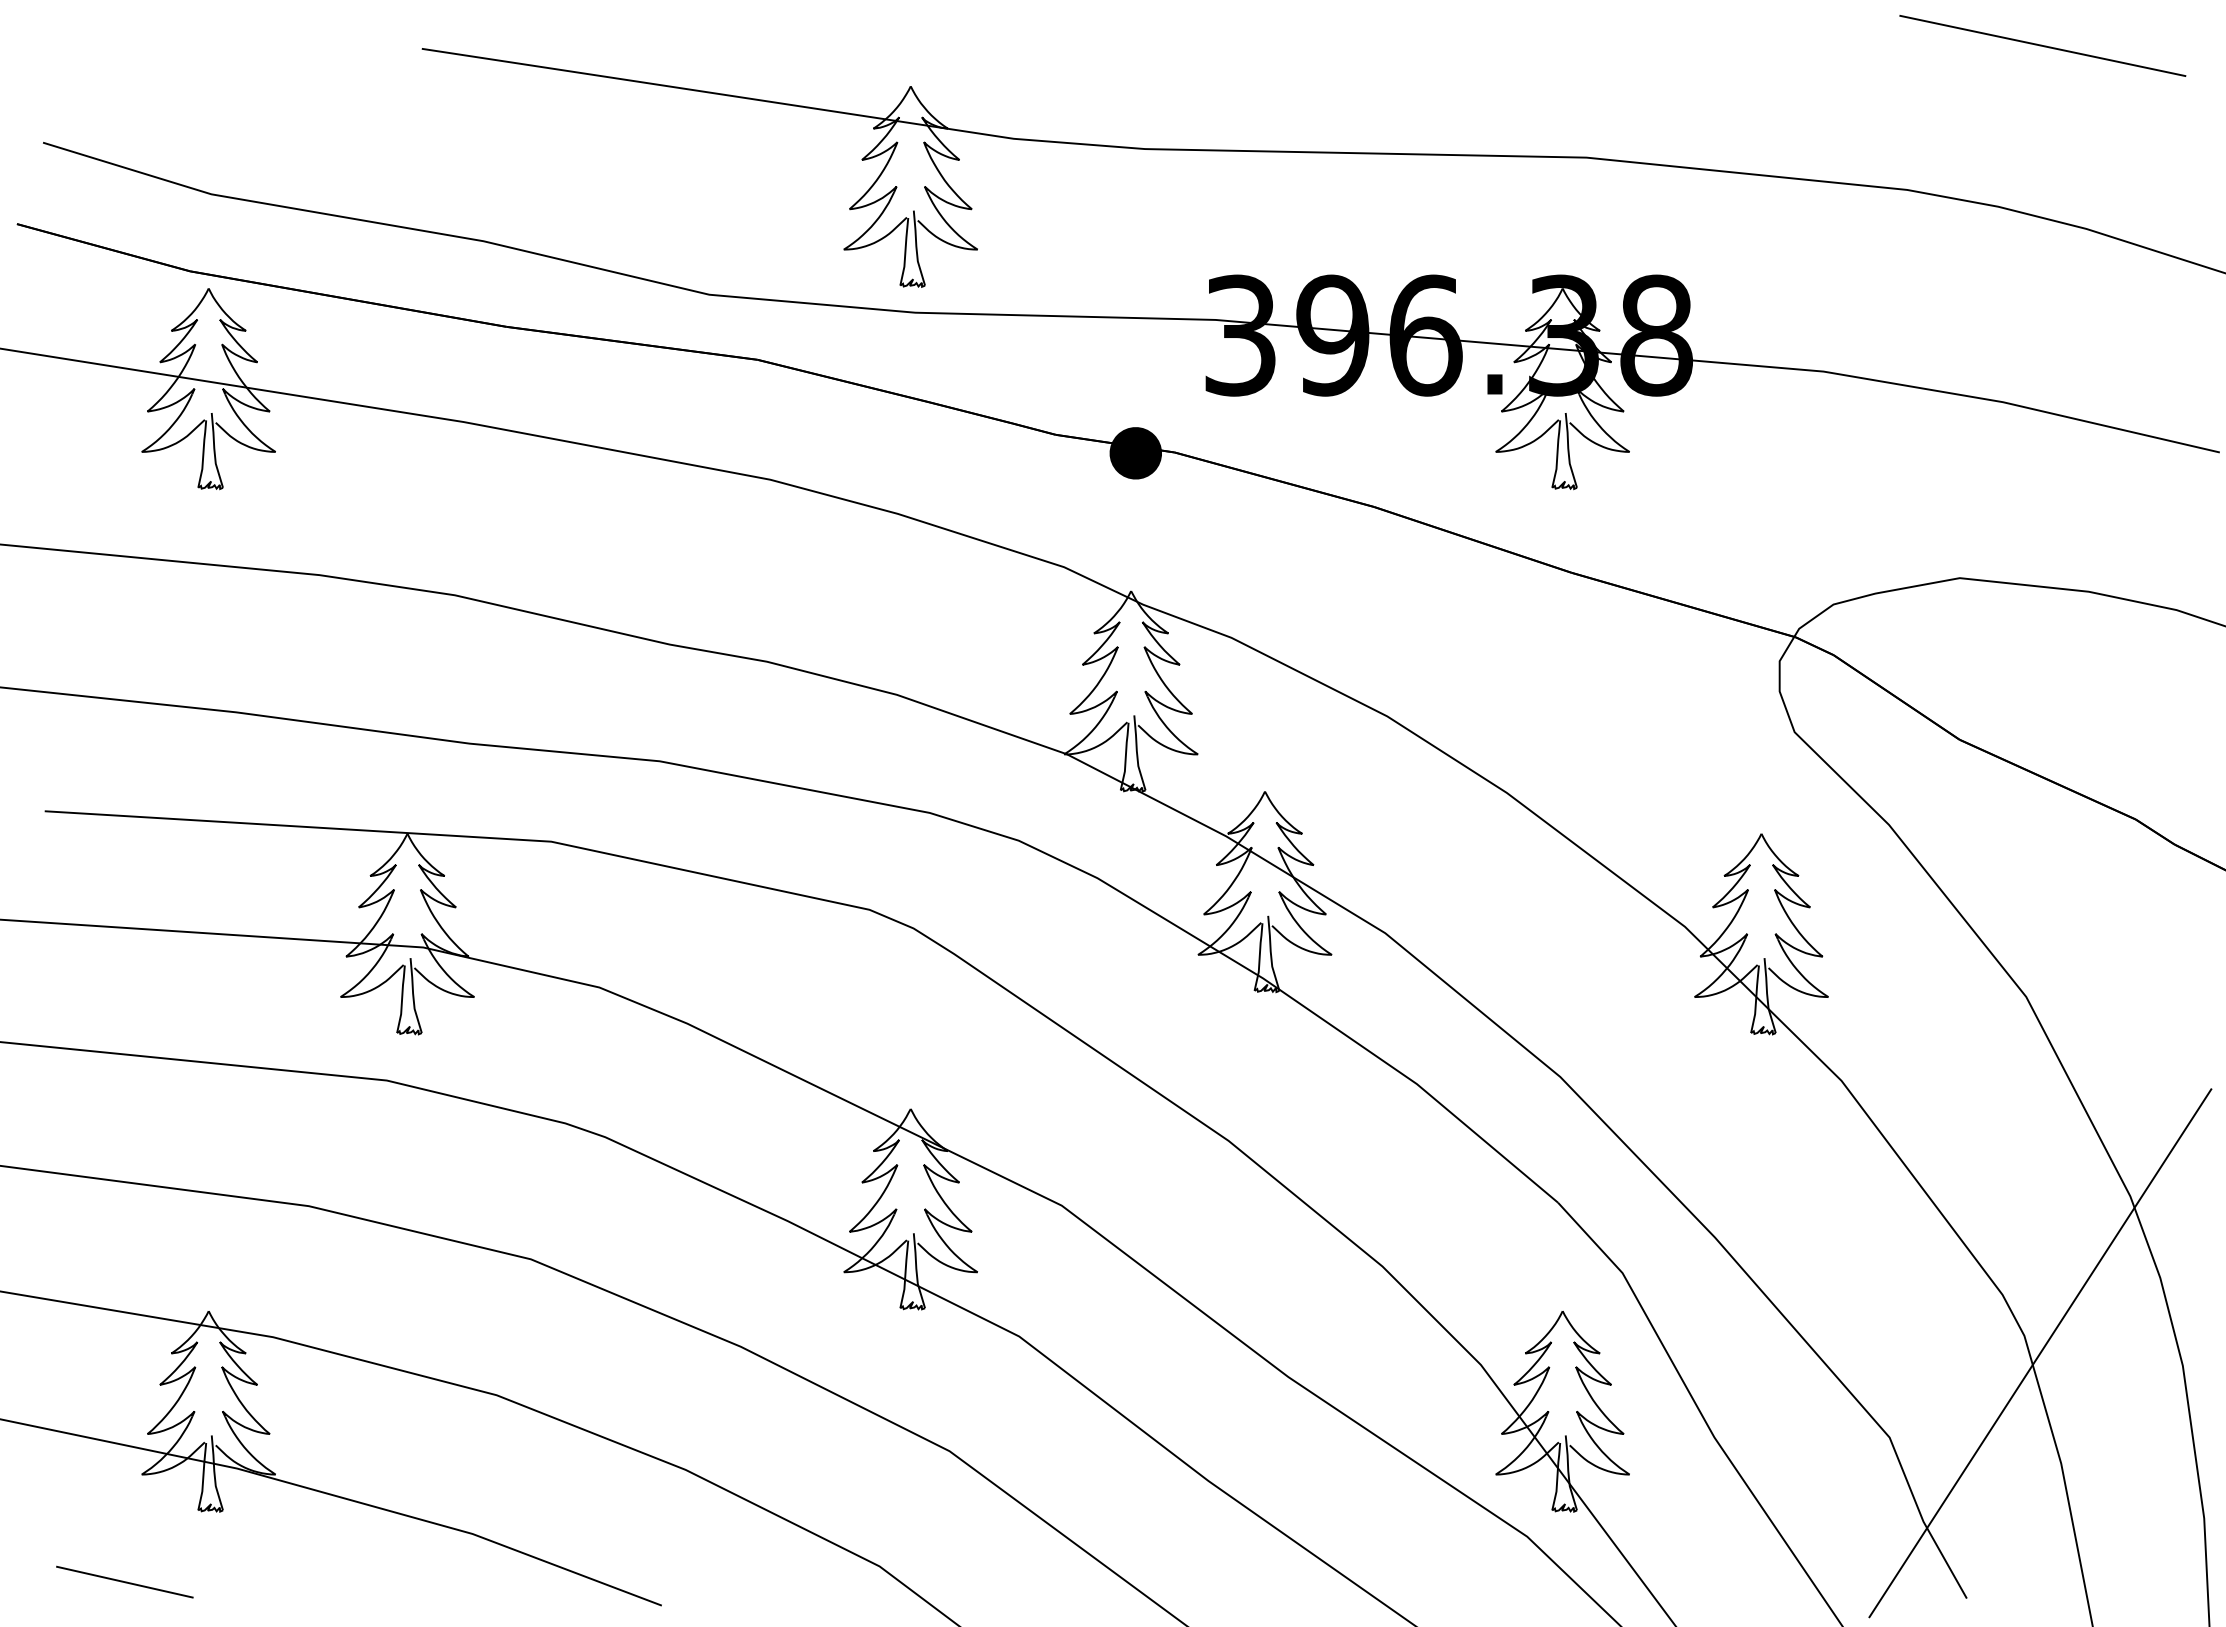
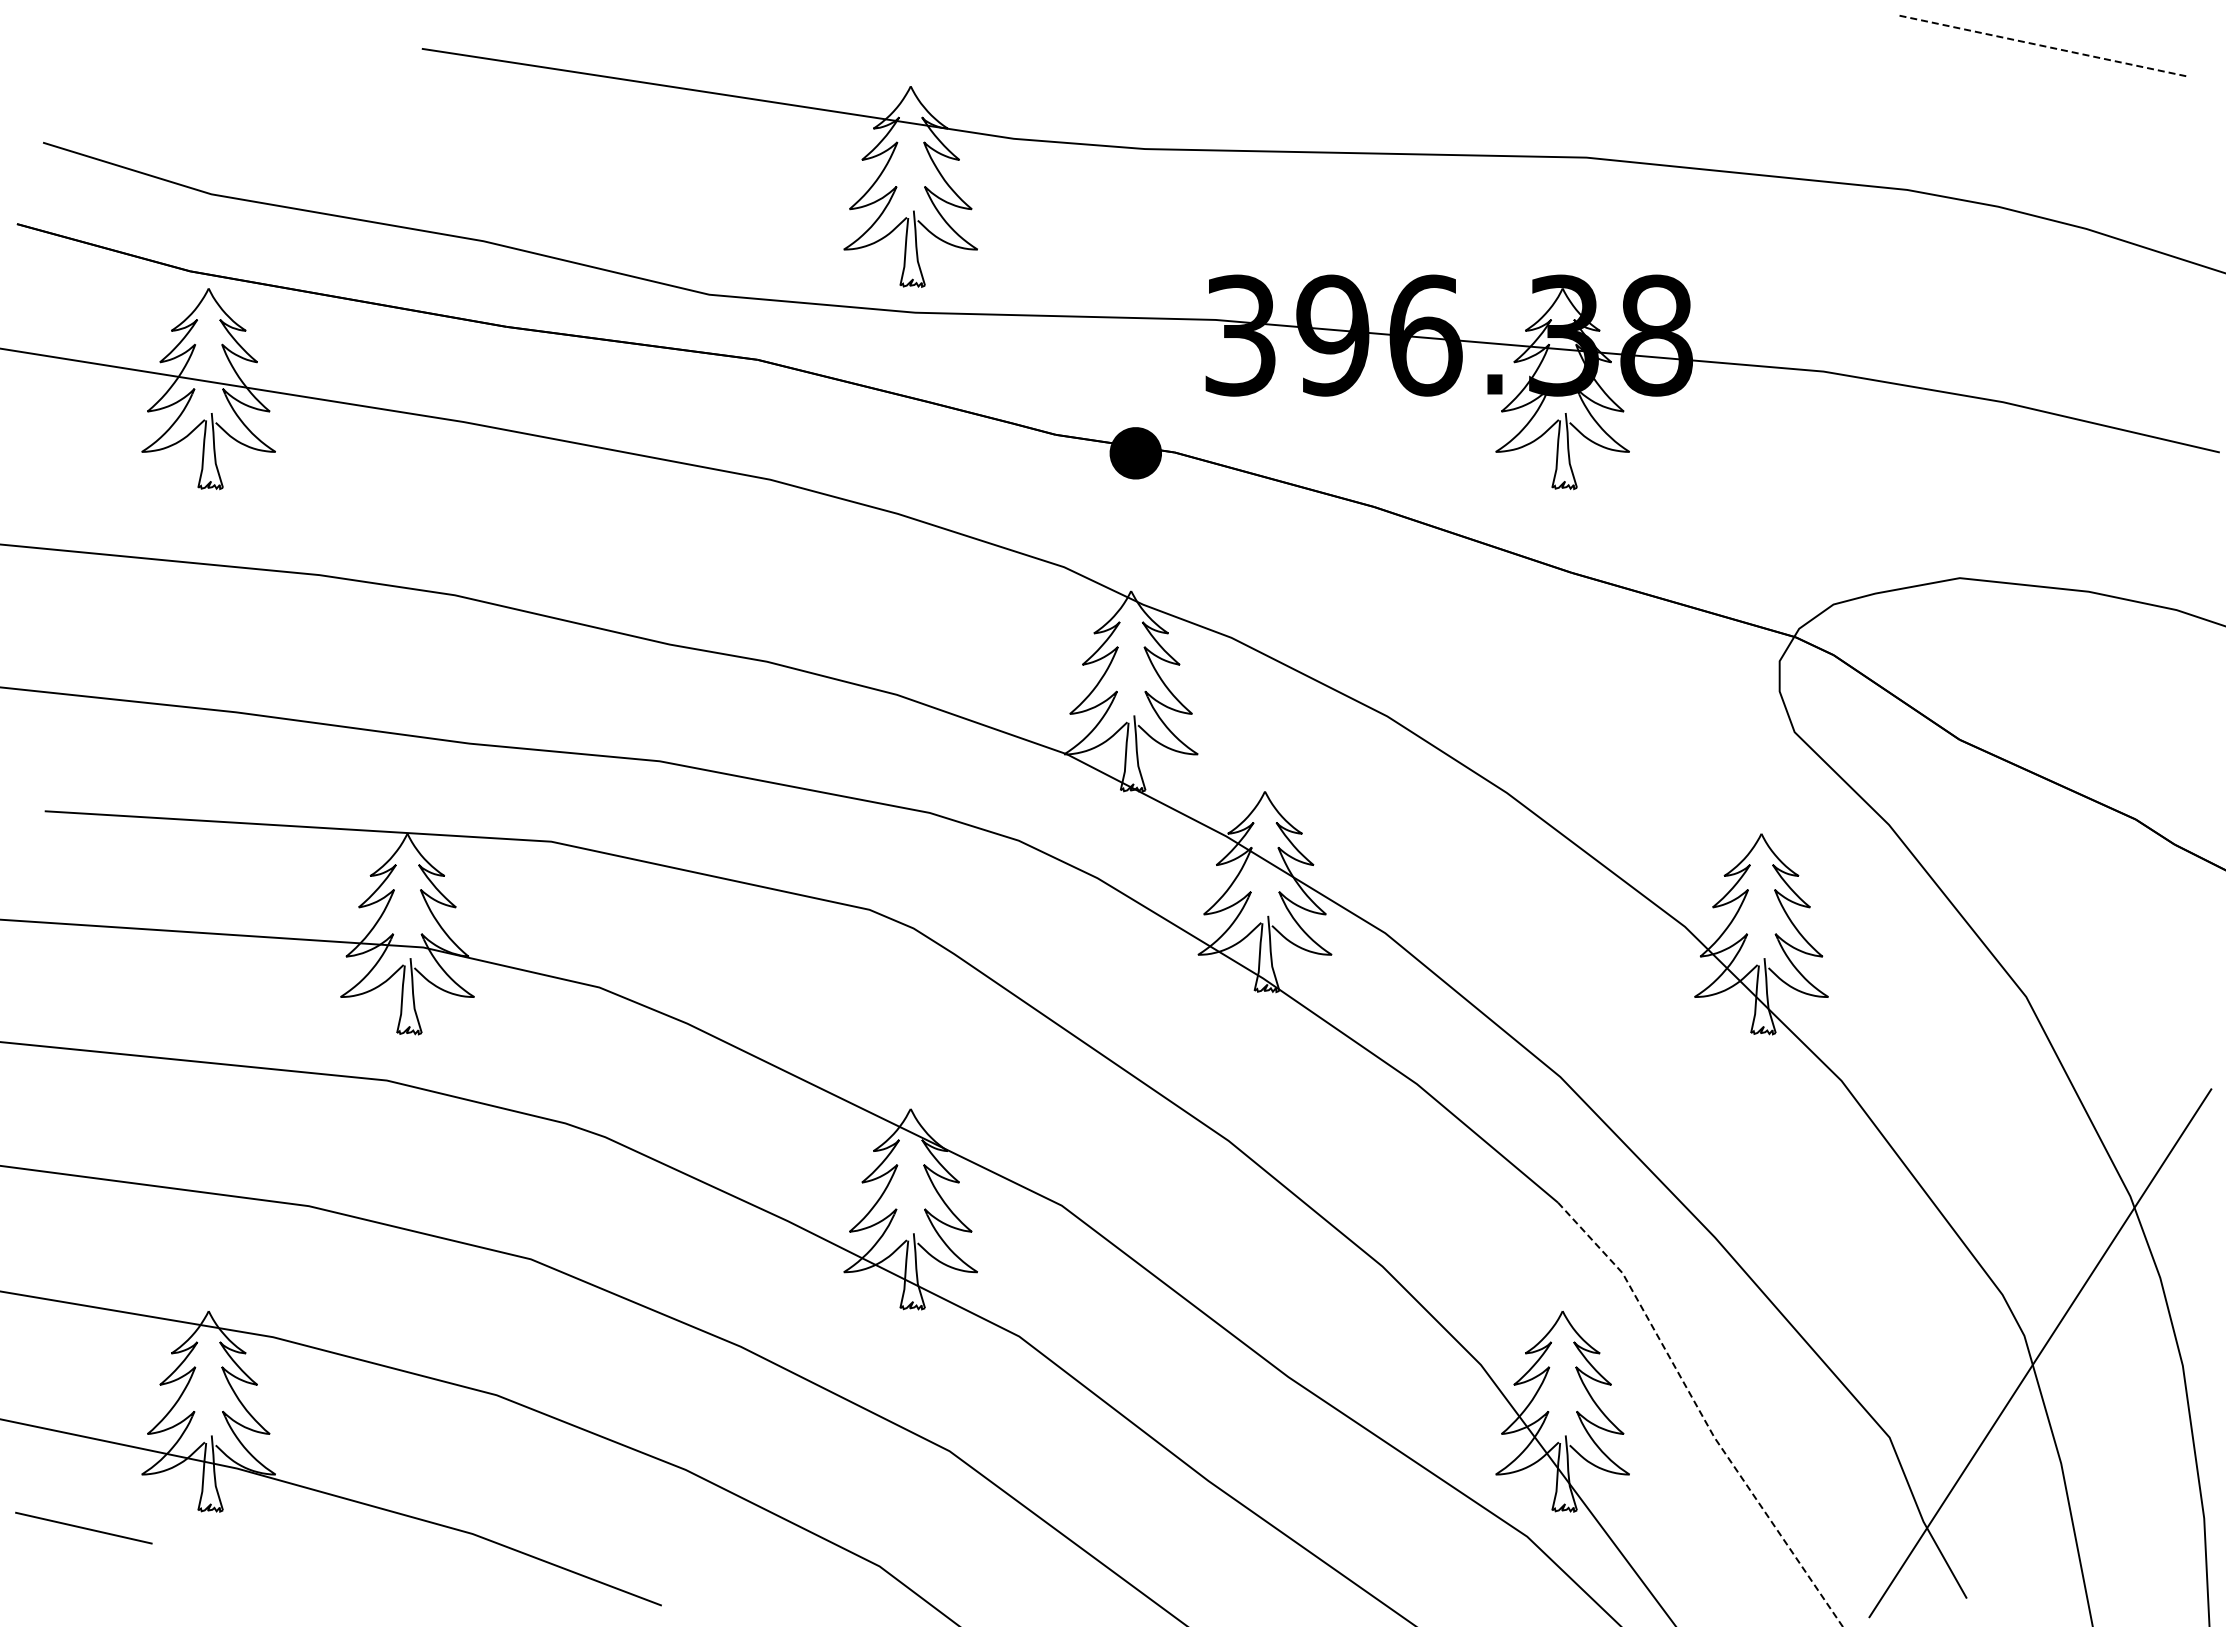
line: solid -> dashed (2042, 45)
line: solid -> dashed (1700, 1413)
line position: (124, 1581) -> (83, 1527) (83, 1527)
